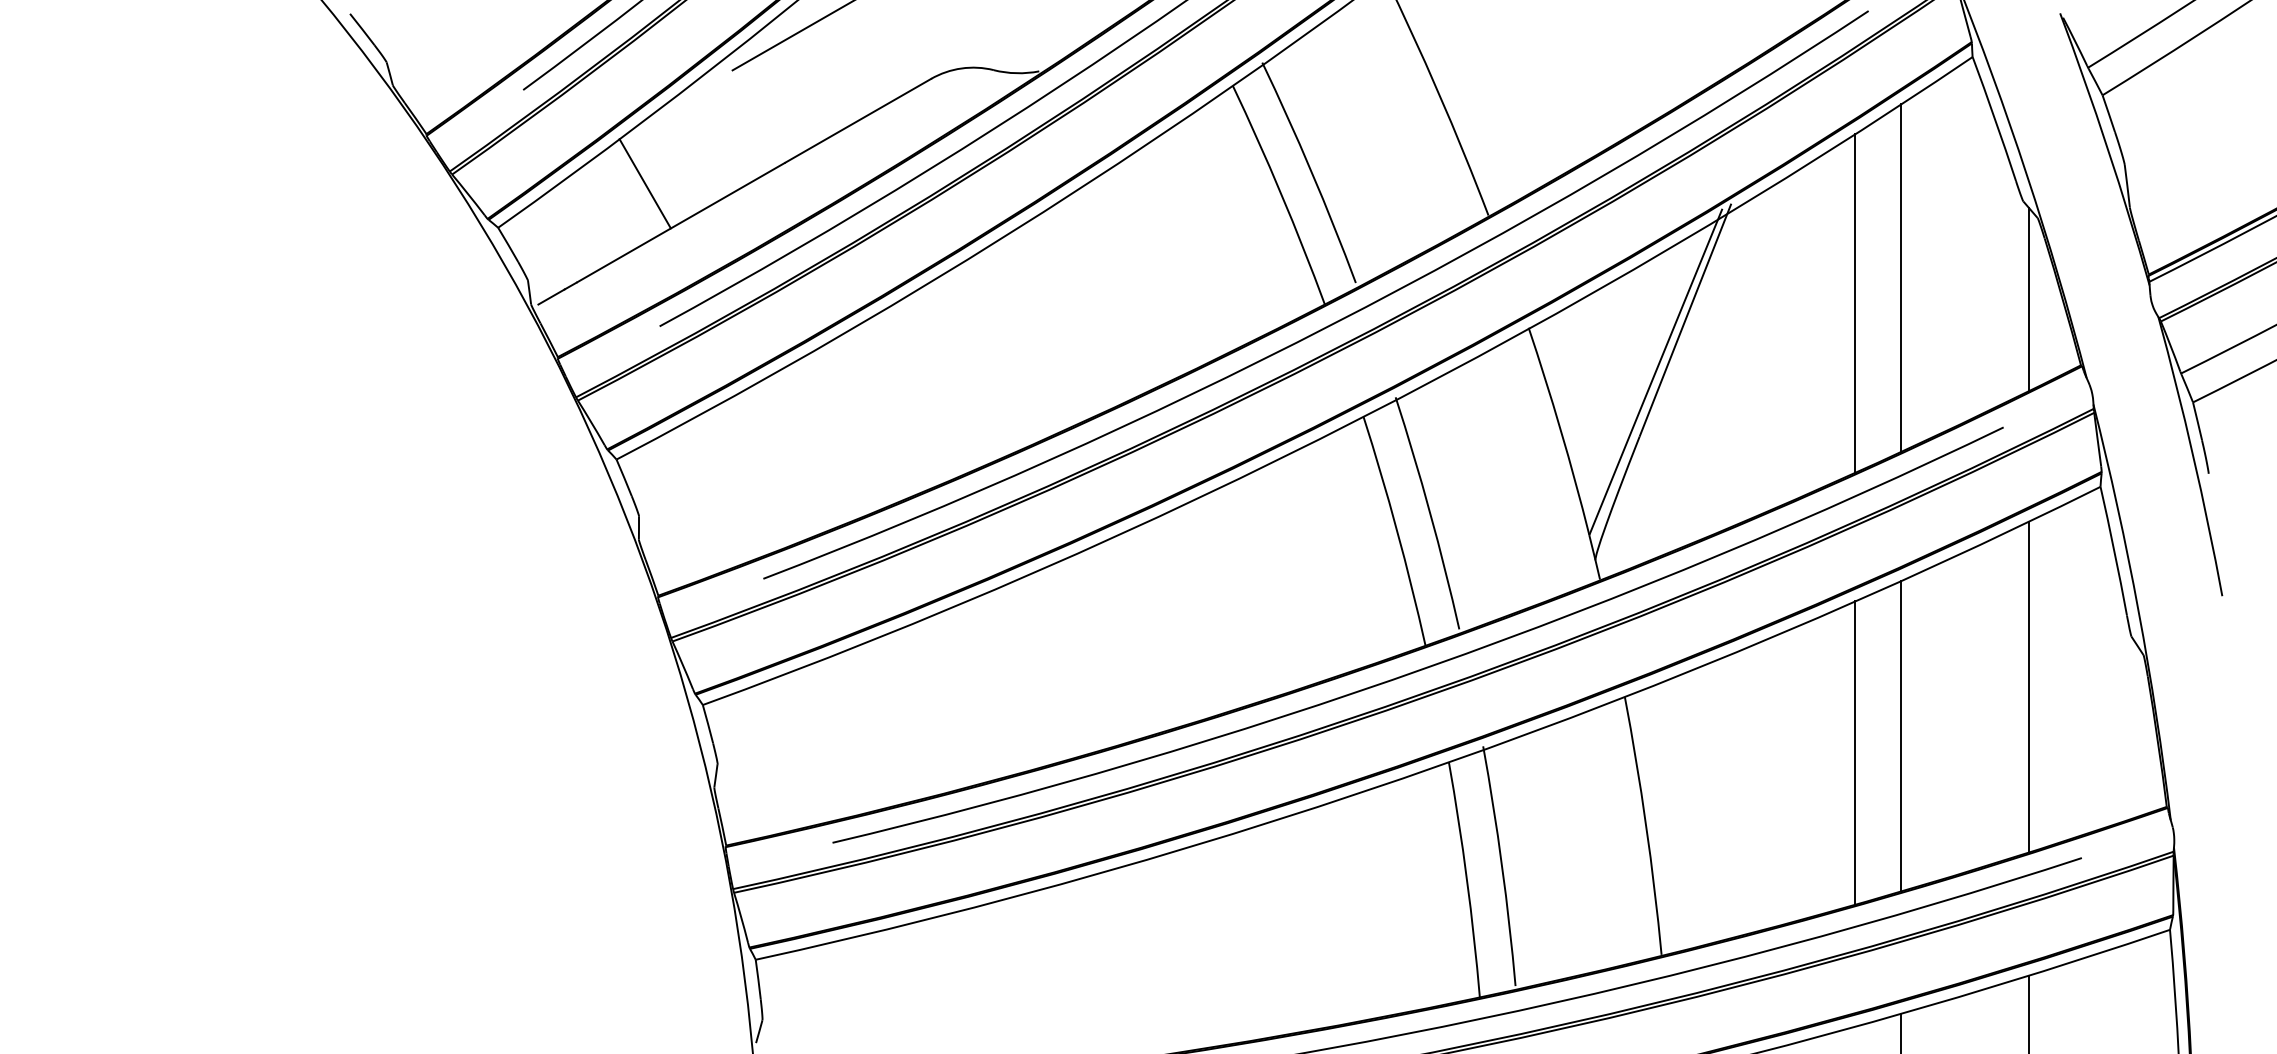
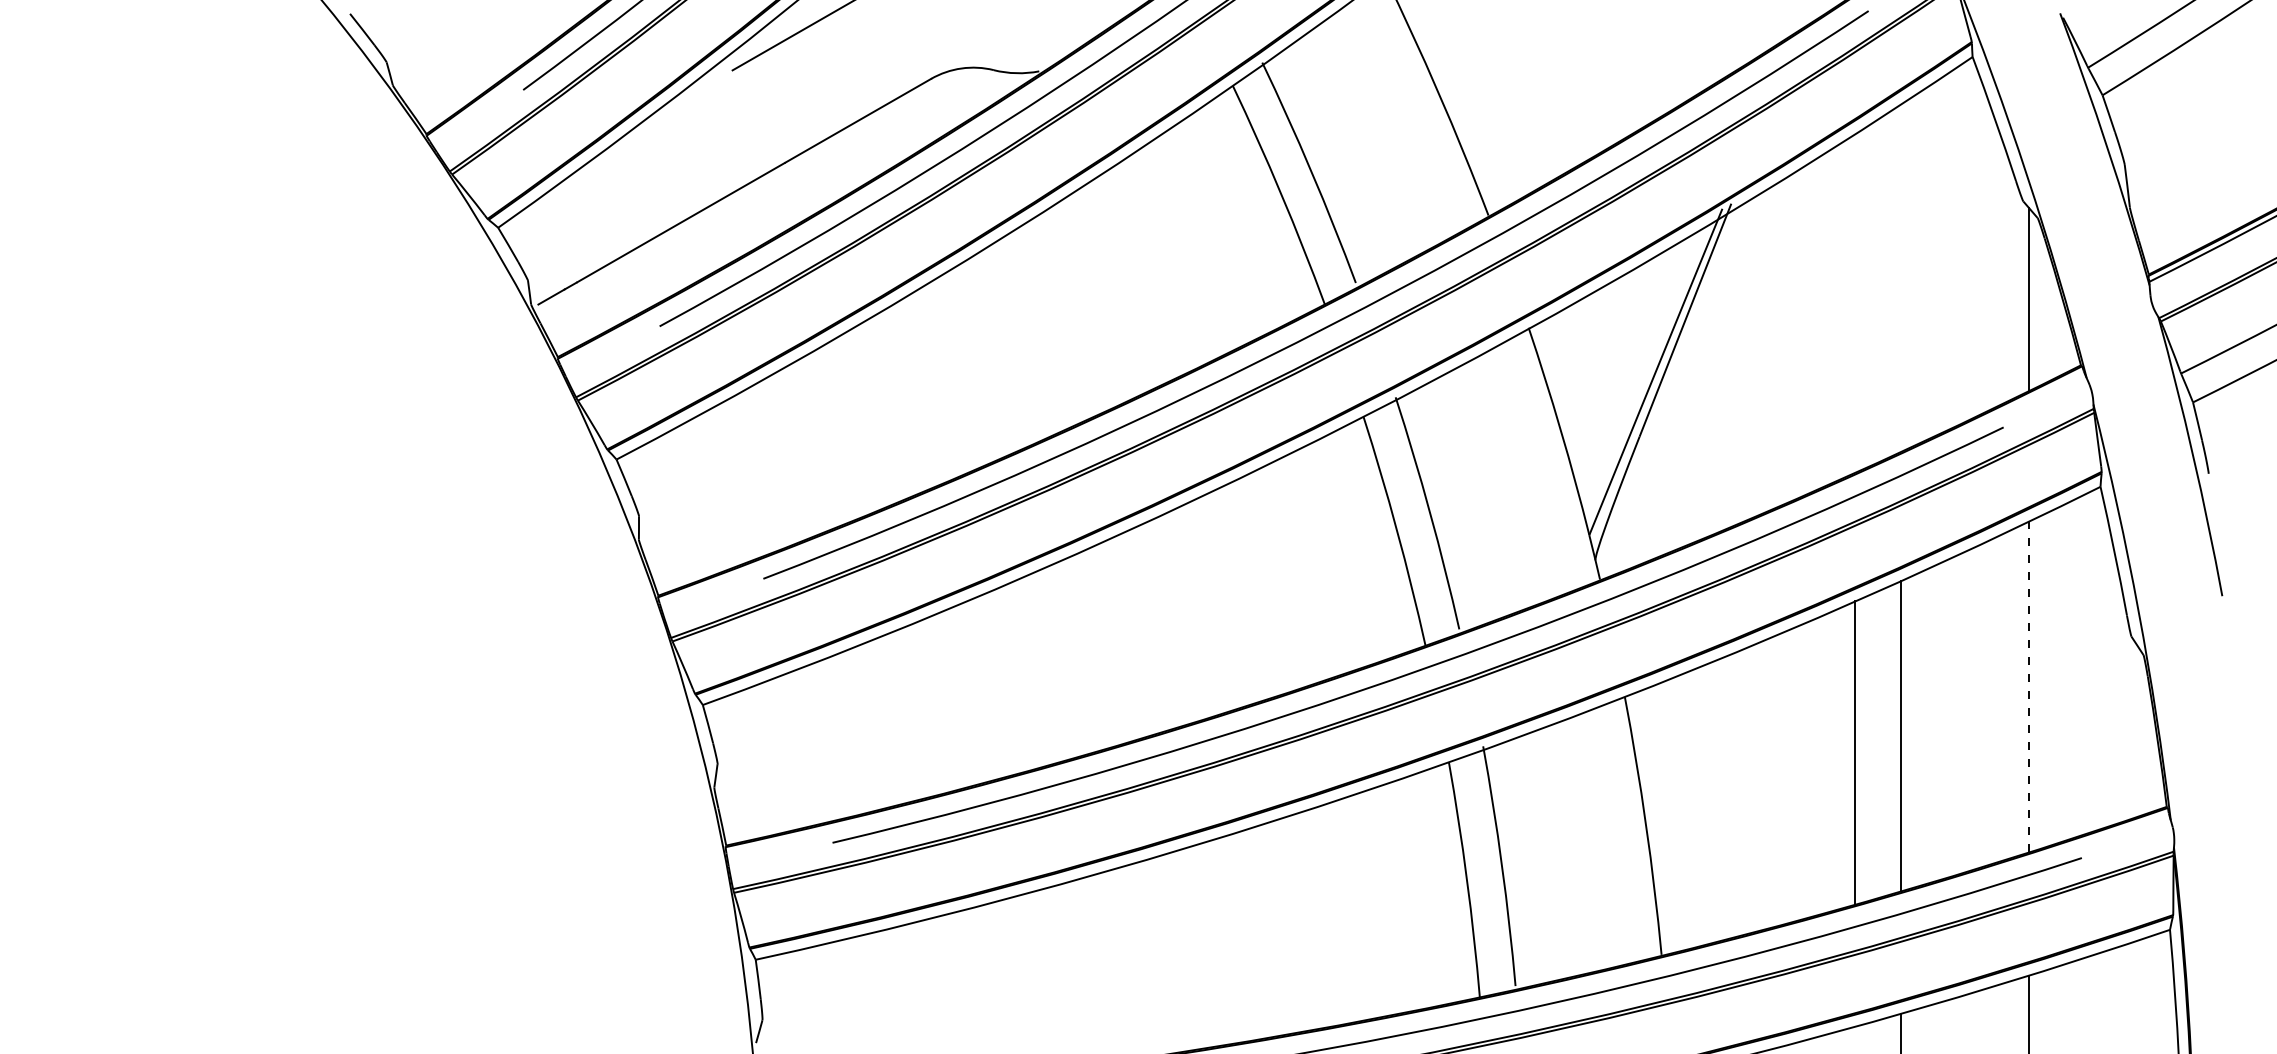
line: present -> none (644, 183)
line: present -> none (1900, 277)
line: present -> none (1855, 303)
line: solid -> dashed (2029, 686)
